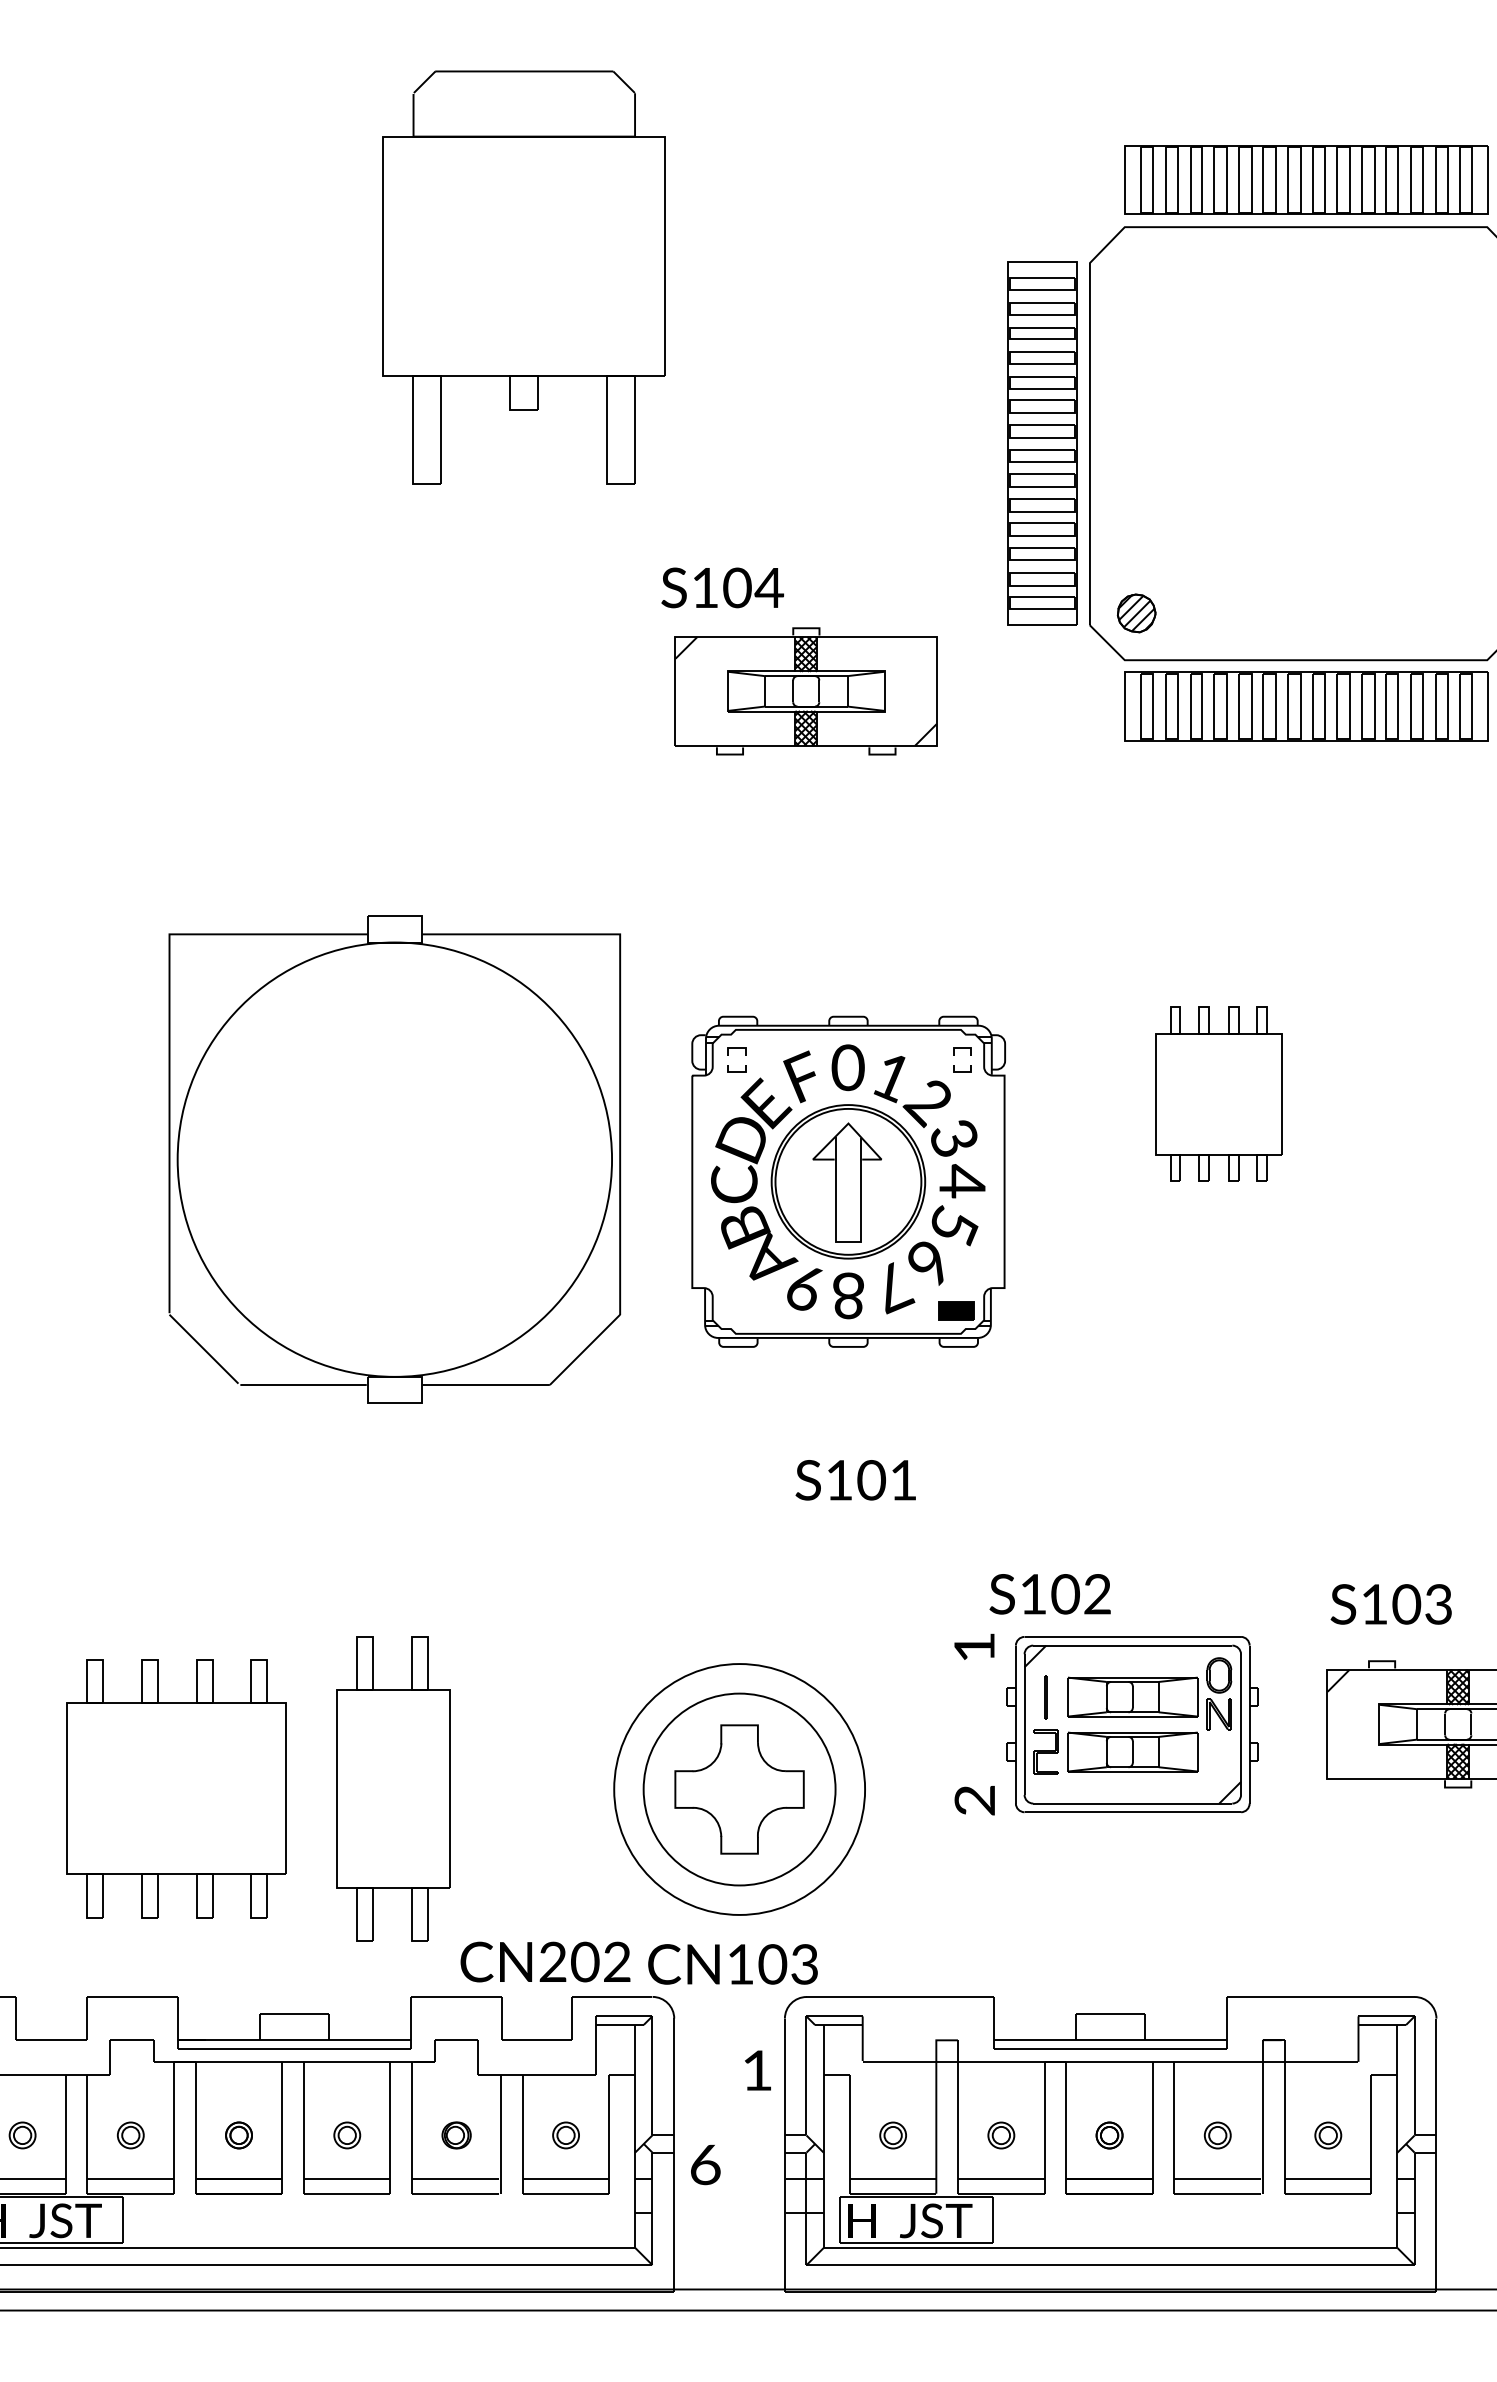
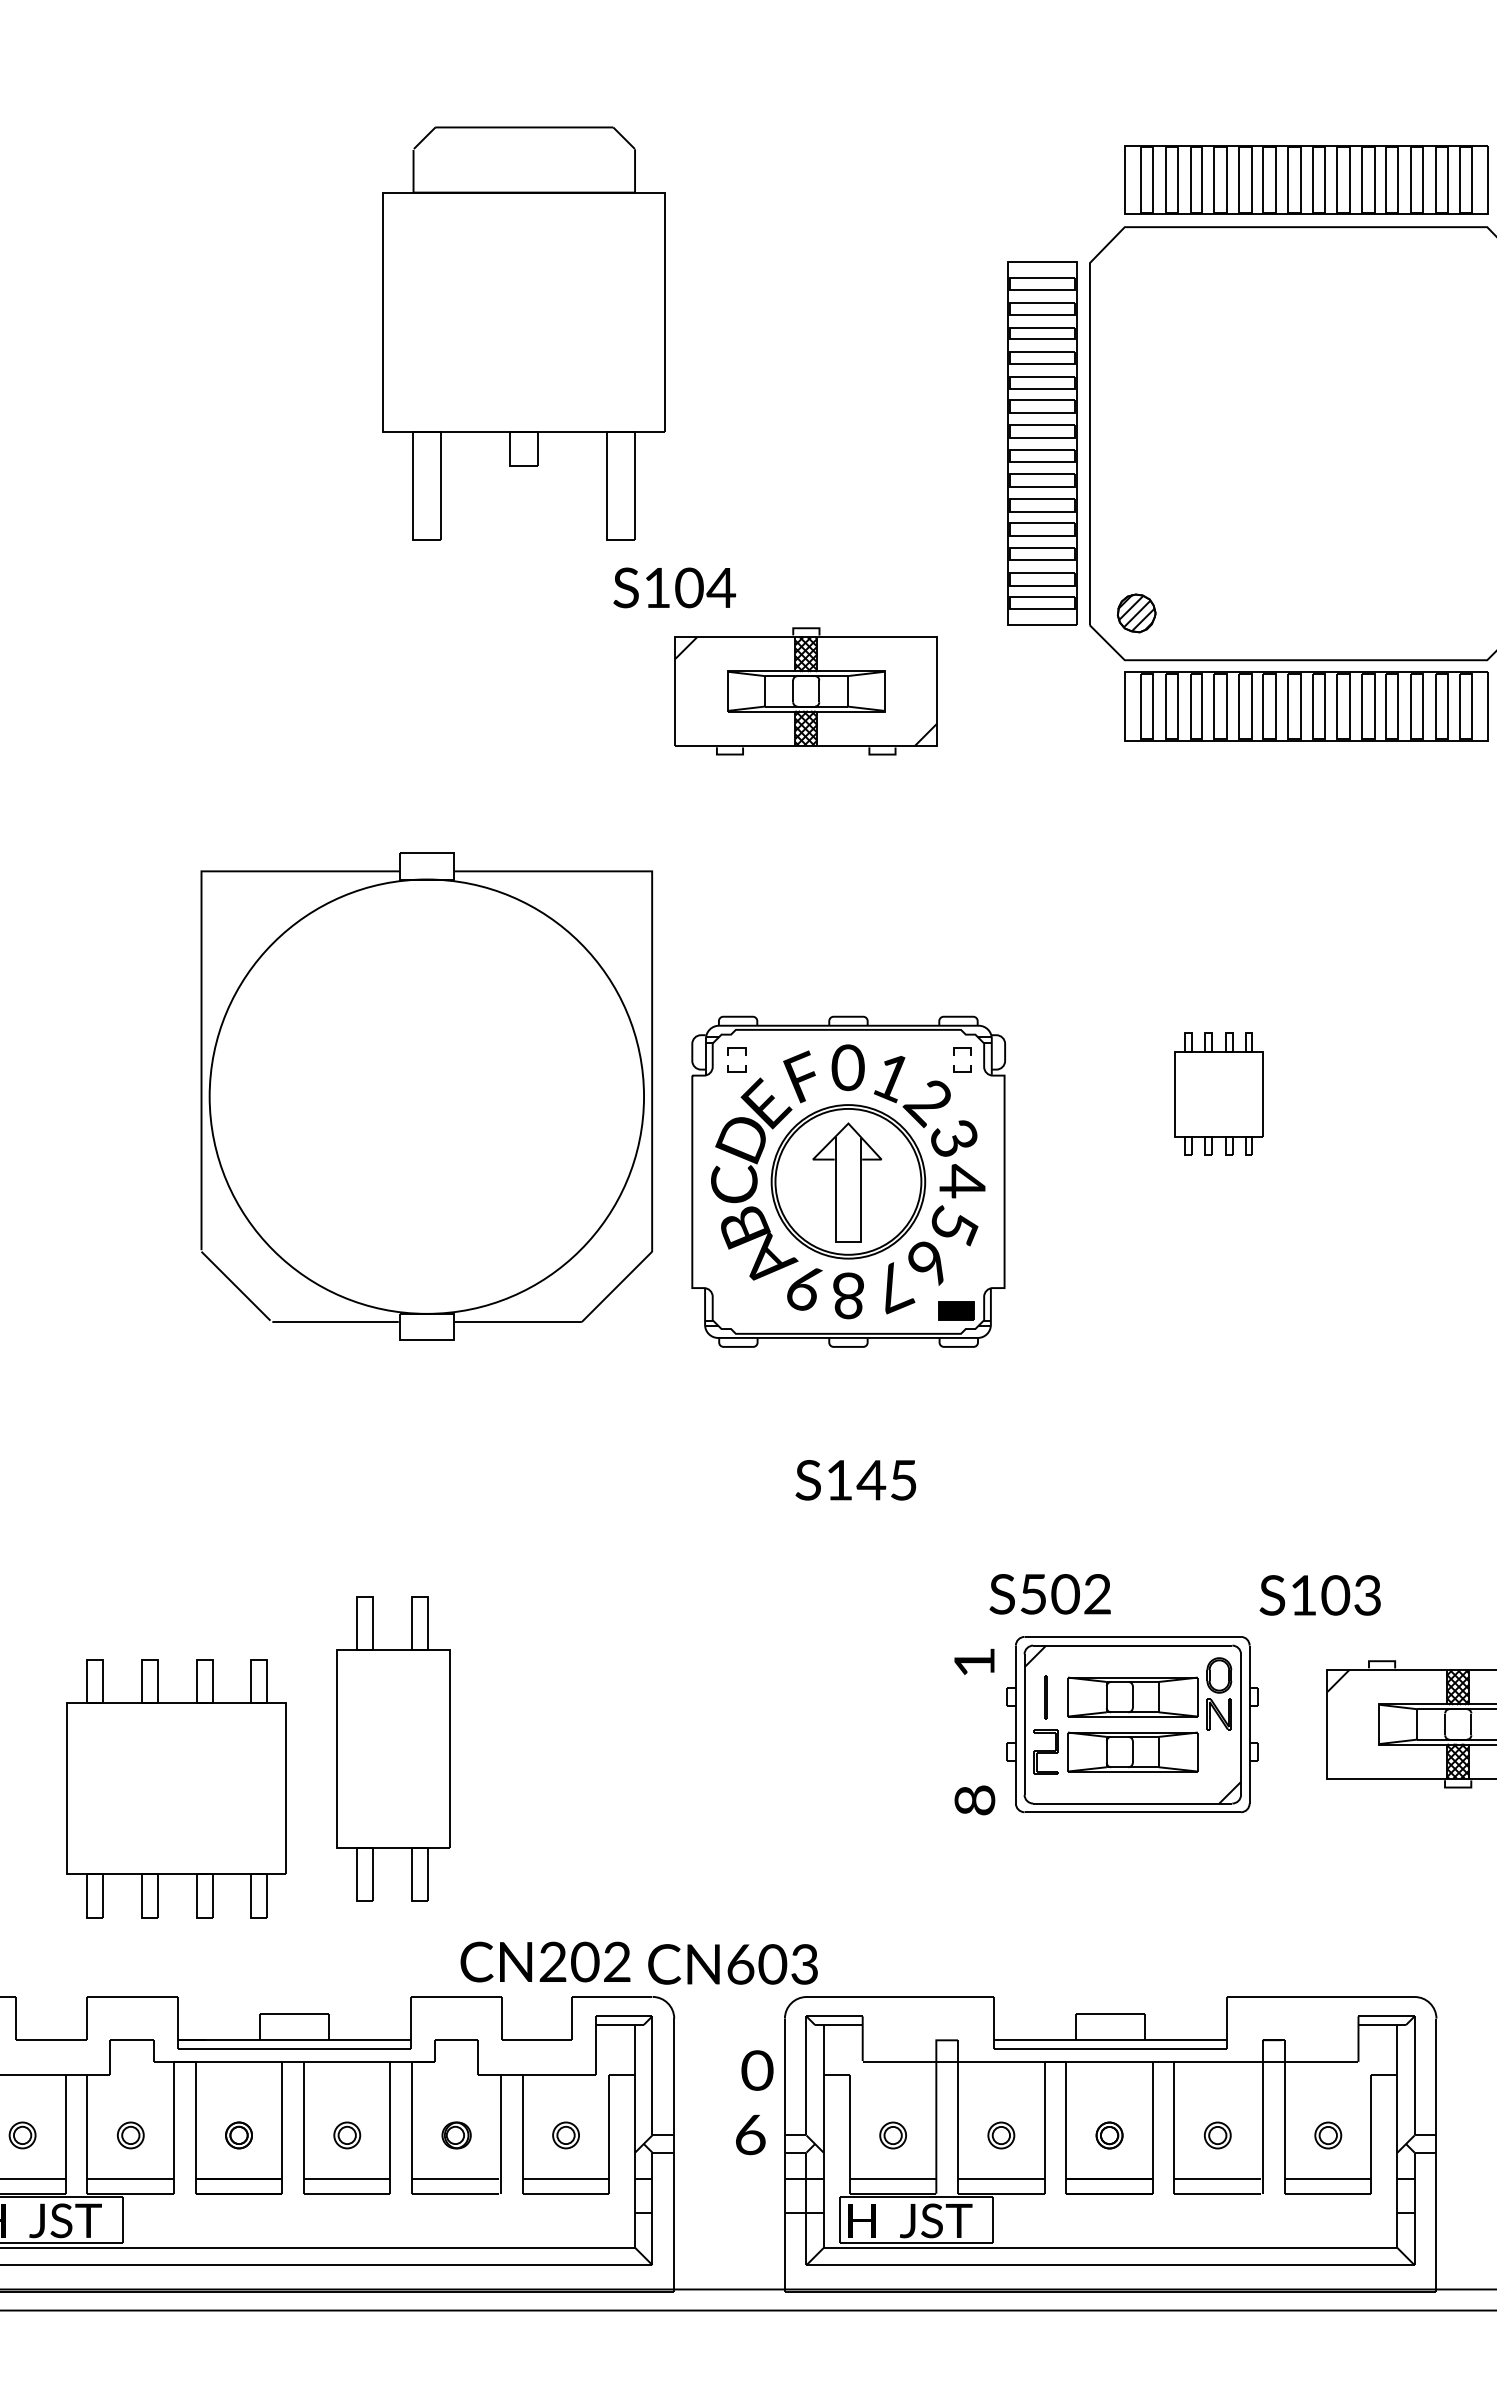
part position: (523, 277) -> (523, 333) (523, 333)
text position: (722, 587) -> (674, 587) (674, 587)
part size: 128x176 px -> 90x124 px (1218, 1093)
part position: (394, 1159) -> (426, 1096) (426, 1096)
text: S101 -> S145 (886, 1480)
text: S102 -> S502 (1032, 1594)
text position: (1390, 1604) -> (1319, 1595) (1319, 1595)
text position: (974, 1646) -> (974, 1661) (974, 1661)
part position: (393, 1788) -> (393, 1748) (393, 1748)
part: present -> none (739, 1789)
text: 2 -> 8 (975, 1800)
text: CN103 -> CN603 (740, 1964)
text: 1 -> 0 (757, 2070)
text position: (705, 2164) -> (750, 2134) (750, 2134)
